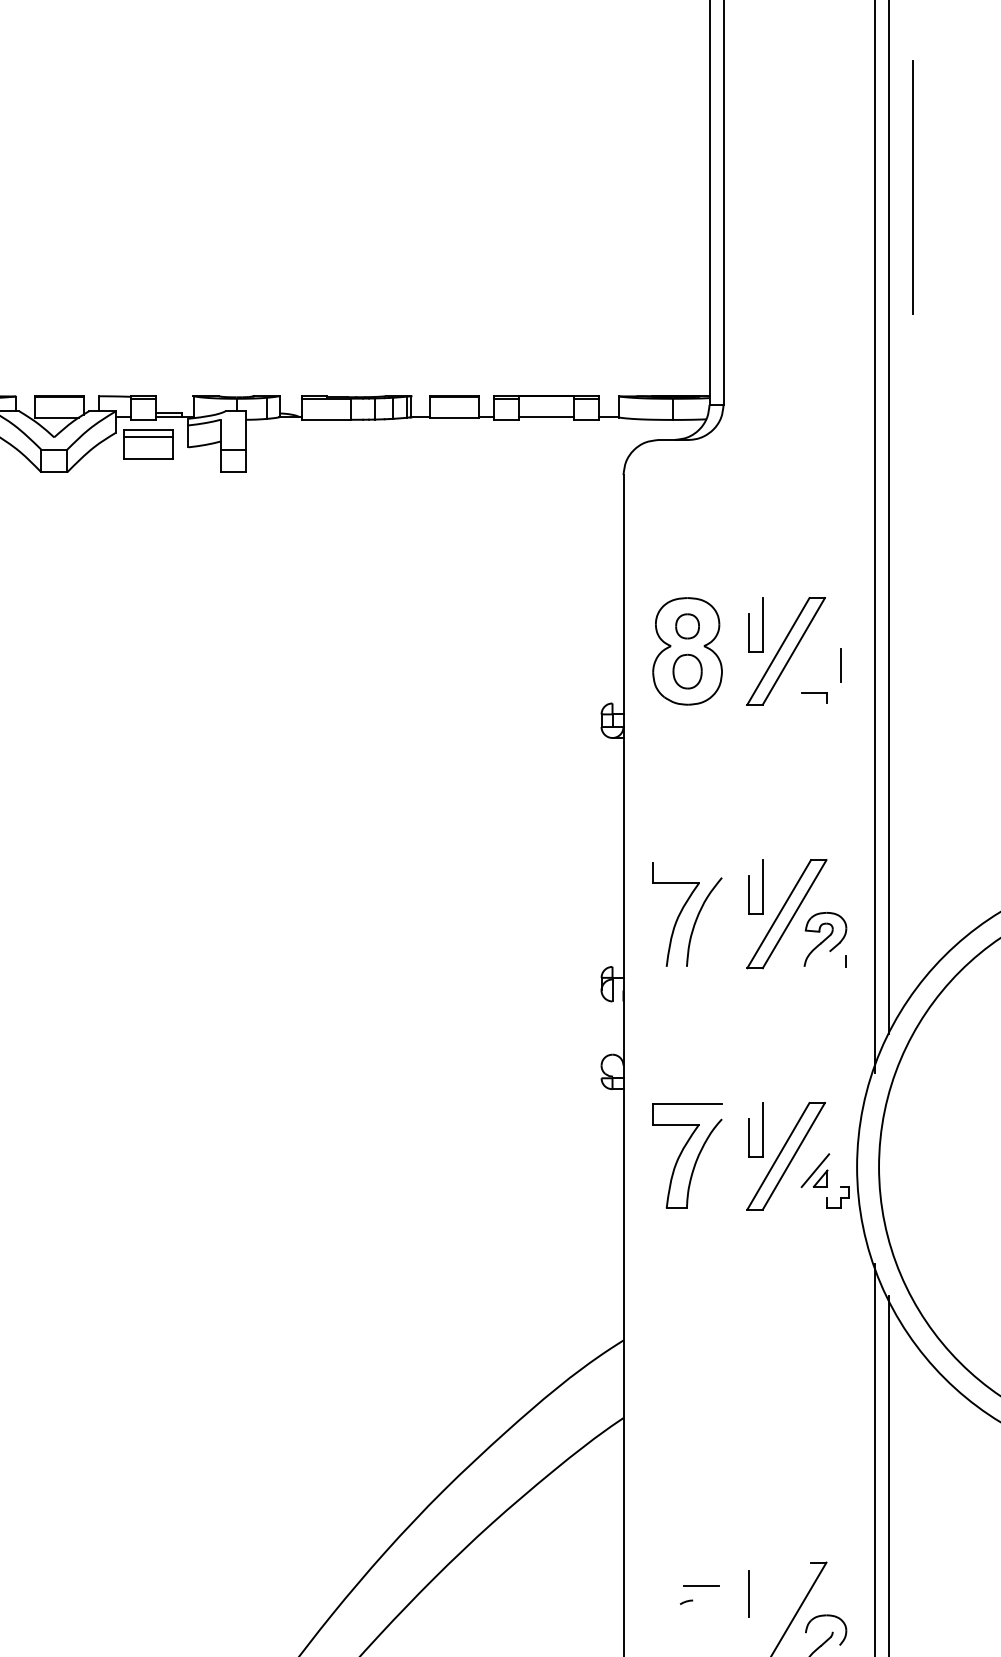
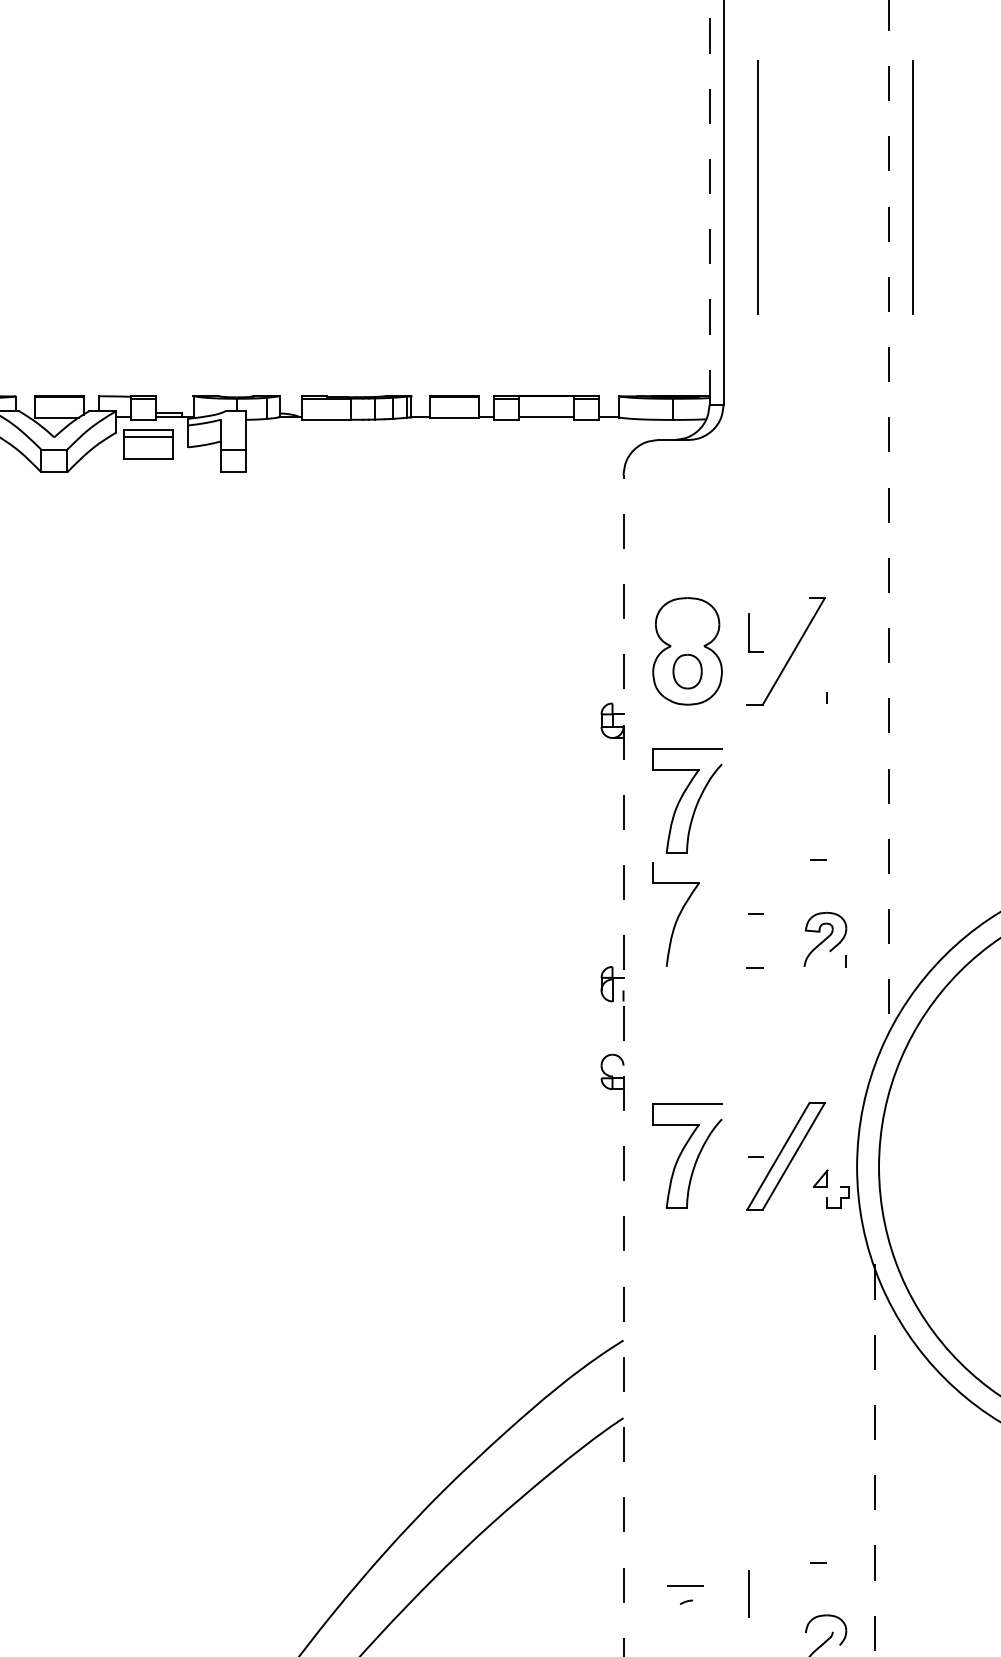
line: none -> present (757, 187)
line: solid -> dashed (709, 202)
line: solid -> dashed (888, 517)
line: present -> none (874, 537)
line: present -> none (762, 625)
part: present -> none (687, 626)
line: present -> none (778, 651)
line: present -> none (840, 665)
line: present -> none (814, 692)
part: none -> present (687, 800)
line: present -> none (762, 887)
line: present -> none (749, 895)
line: present -> none (779, 914)
line: present -> none (794, 914)
part: present -> none (697, 920)
line: solid -> dashed (623, 1065)
line: present -> none (762, 1129)
line: present -> none (749, 1138)
line: present -> none (815, 1170)
line: solid -> dashed (874, 1460)
line: present -> none (888, 1474)
line position: (701, 1585) -> (685, 1585) (685, 1585)
line: present -> none (799, 1607)
